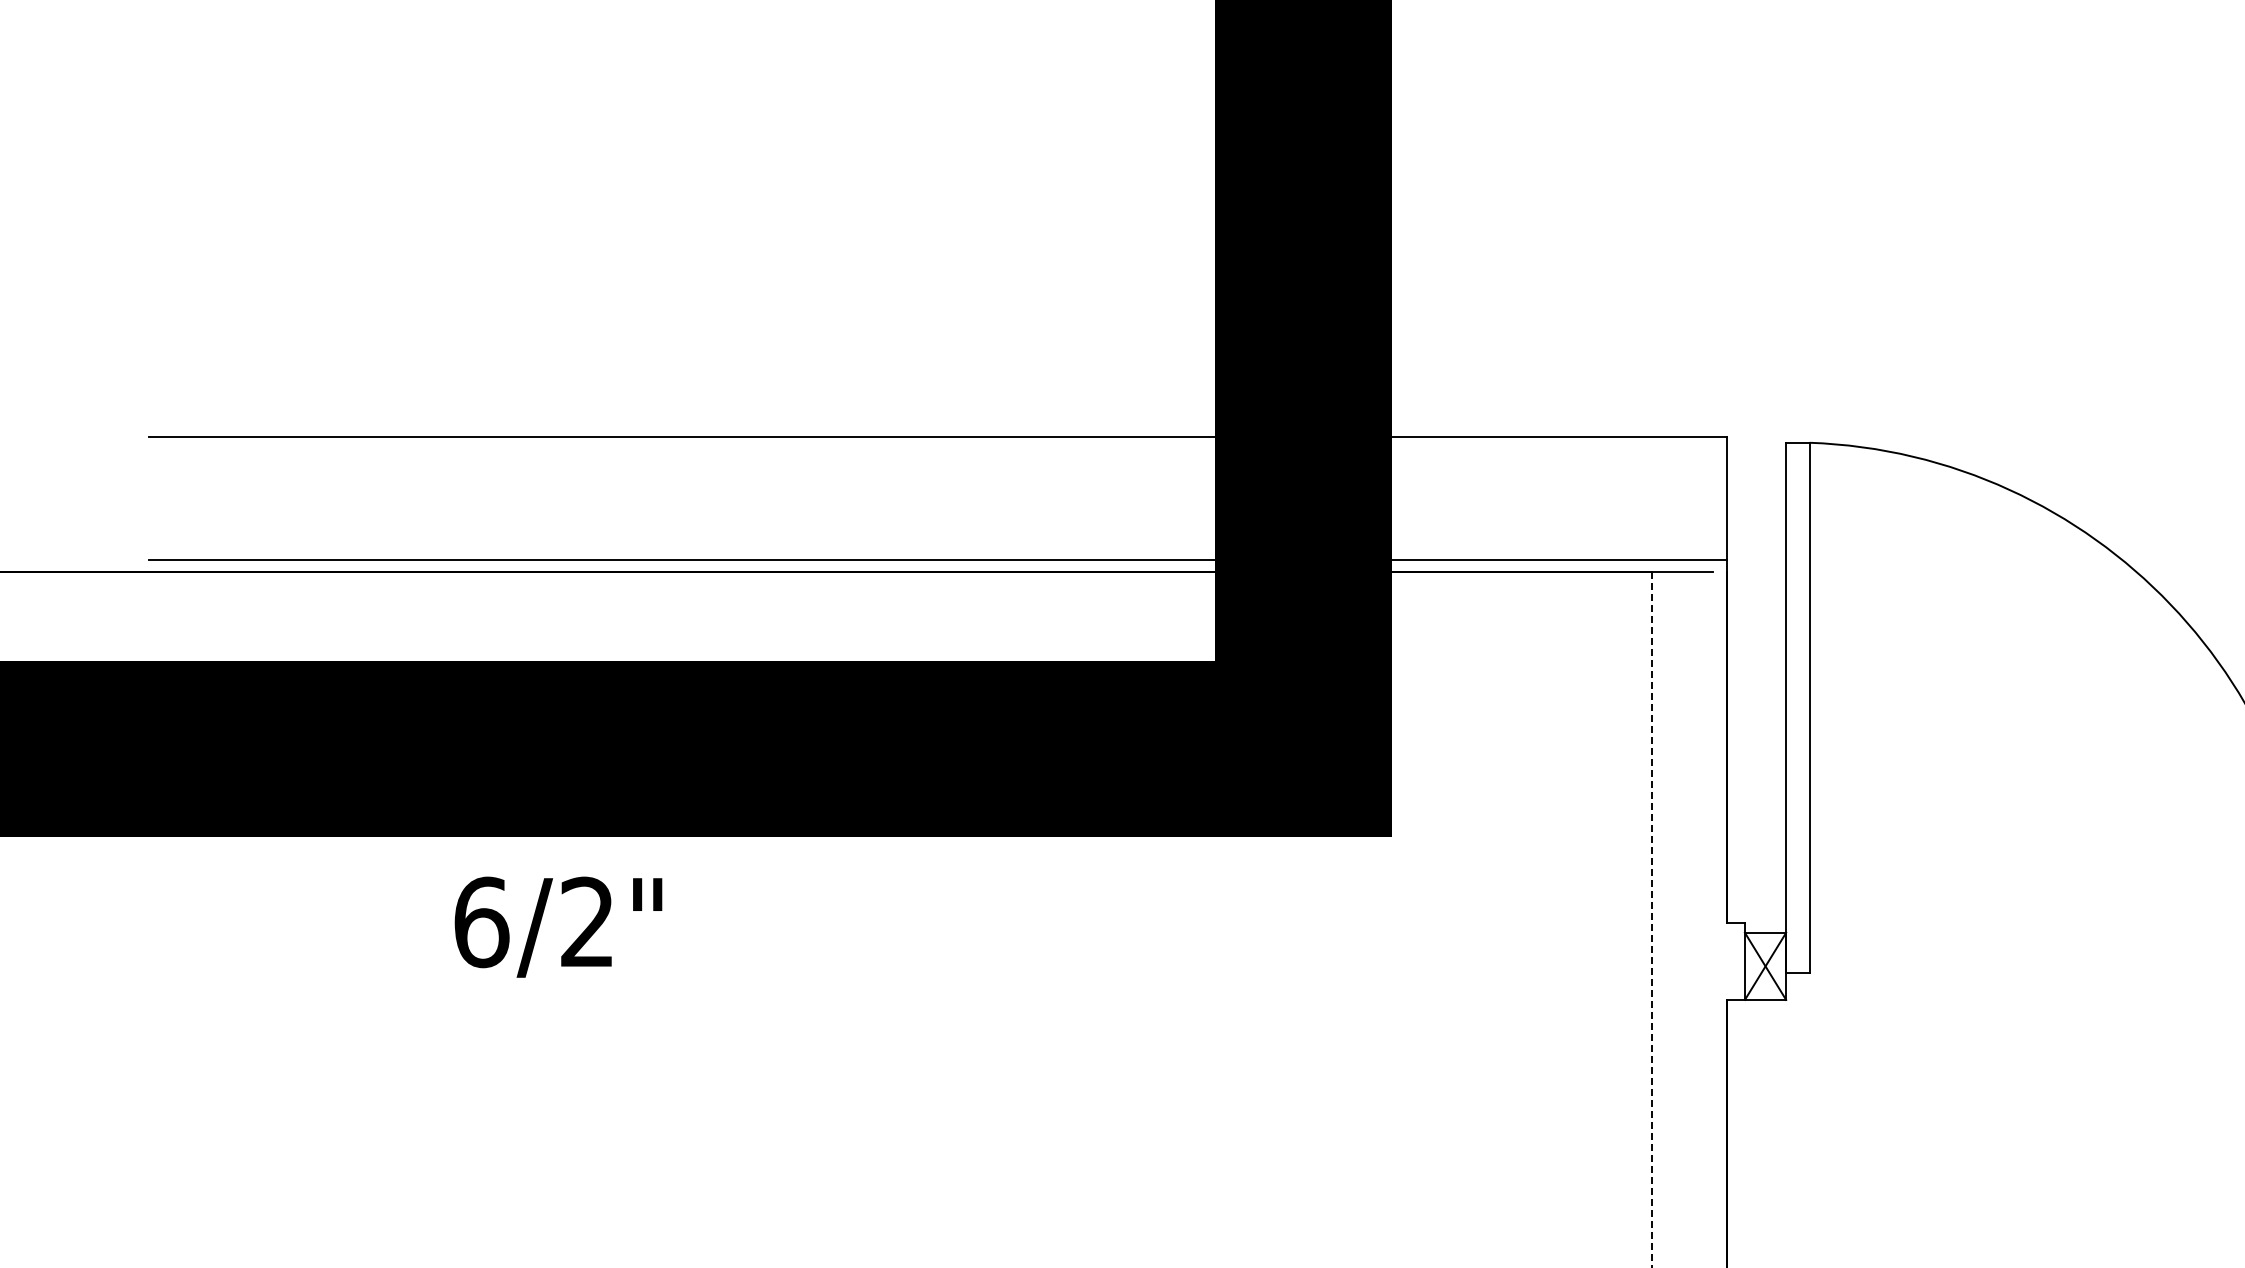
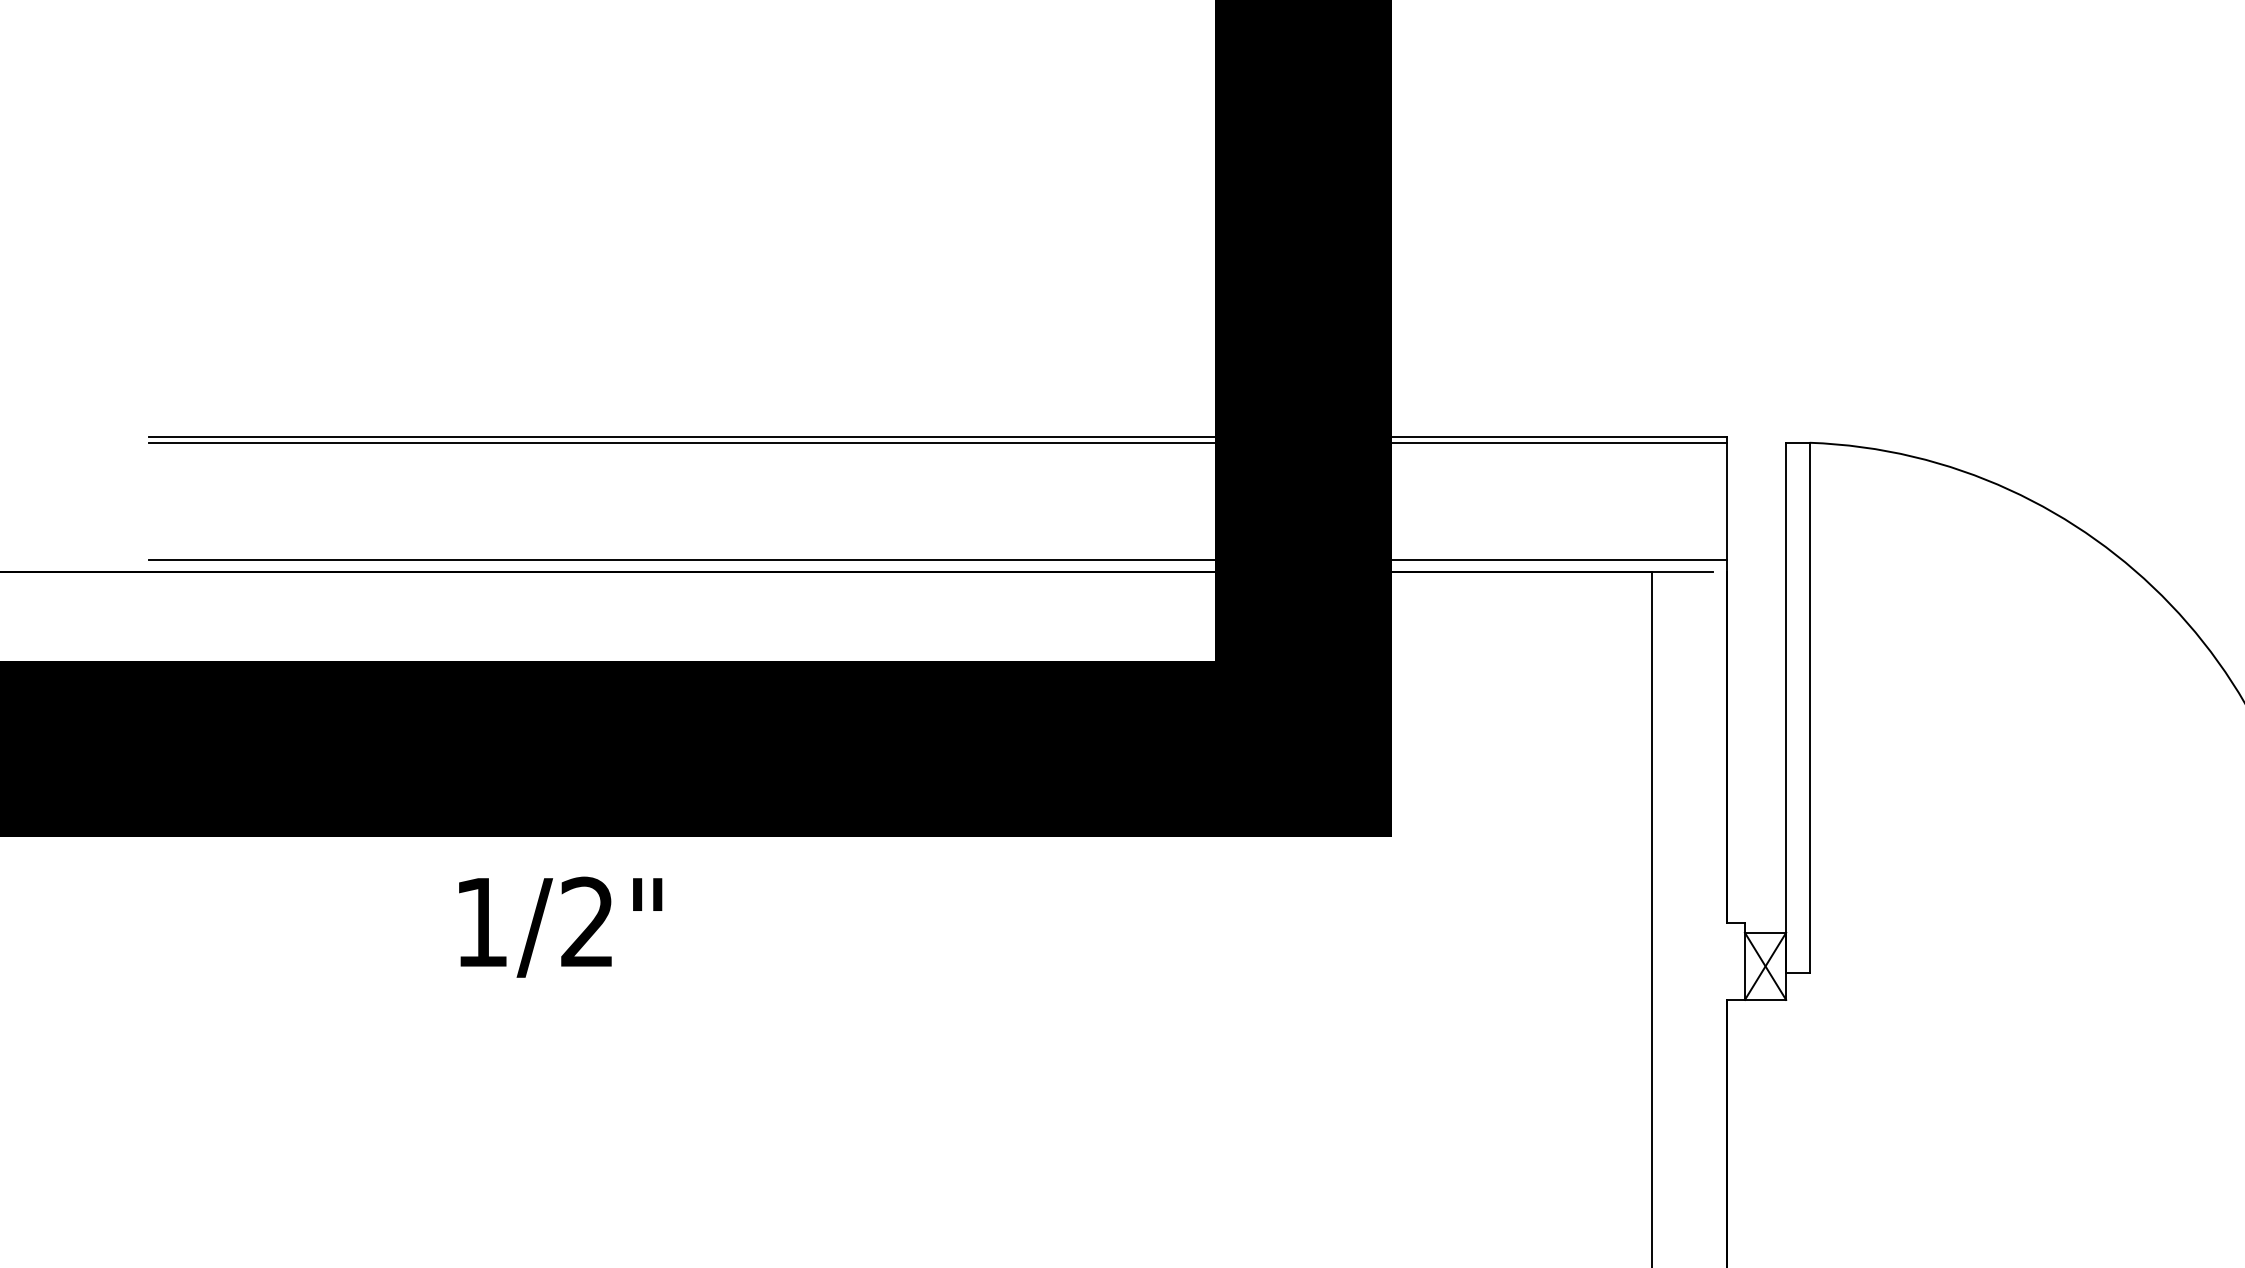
line: none -> present (937, 442)
line: dashed -> solid (1652, 919)
text: 6/2" -> 1/2" (481, 922)
